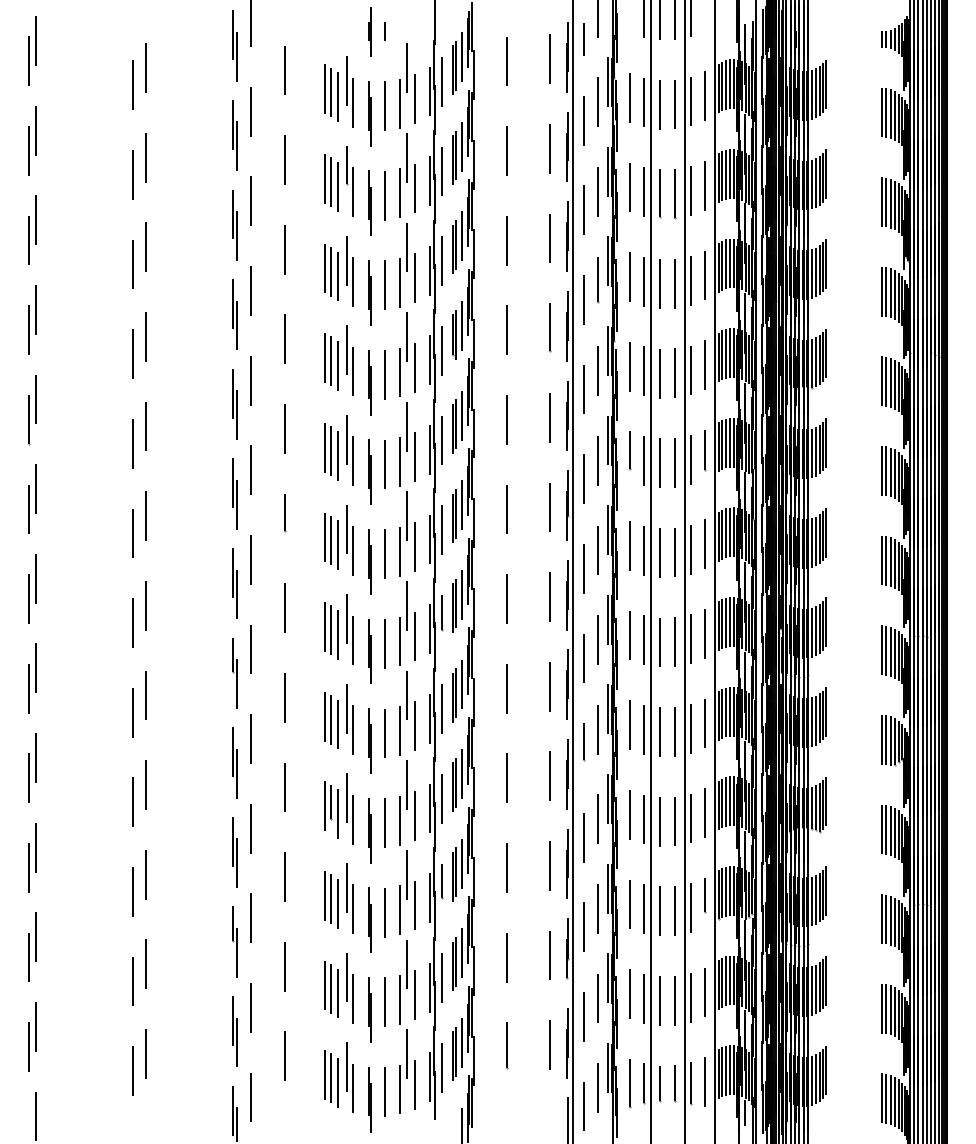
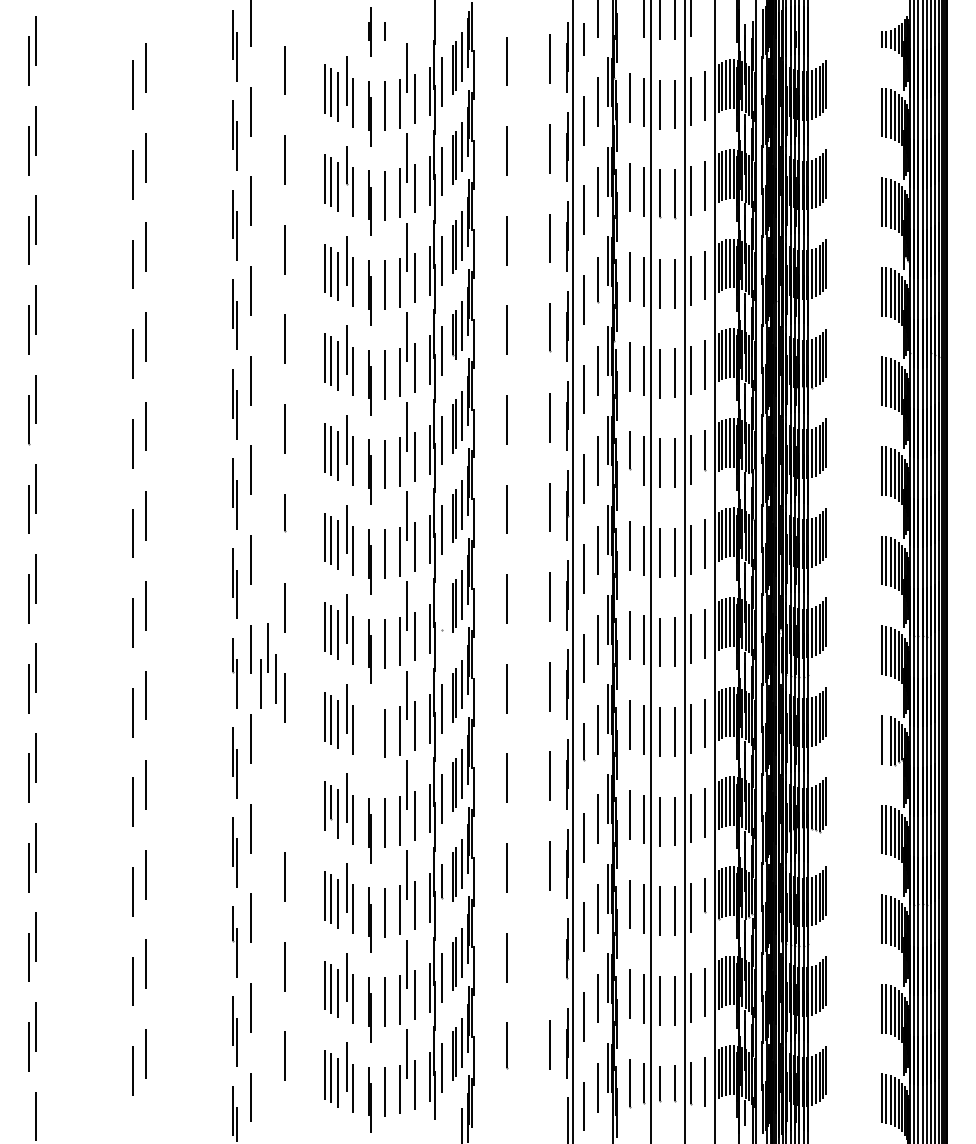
line: present -> none (442, 611)
part: none -> present (268, 665)
line: present -> none (369, 740)
line: present -> none (886, 740)
line: present -> none (285, 787)
line: present -> none (550, 955)
